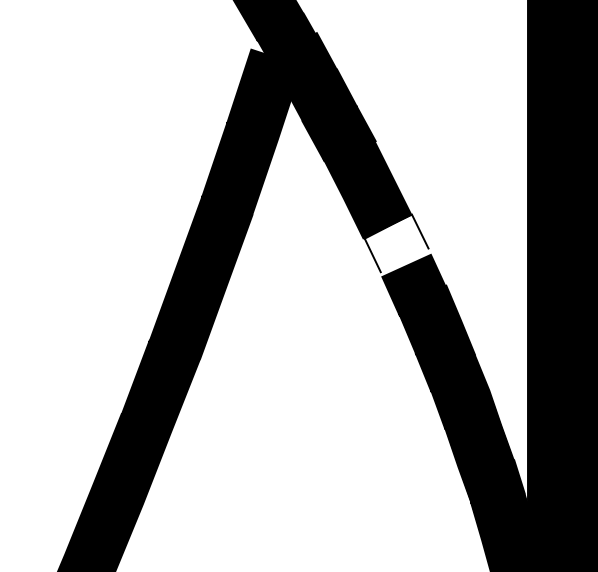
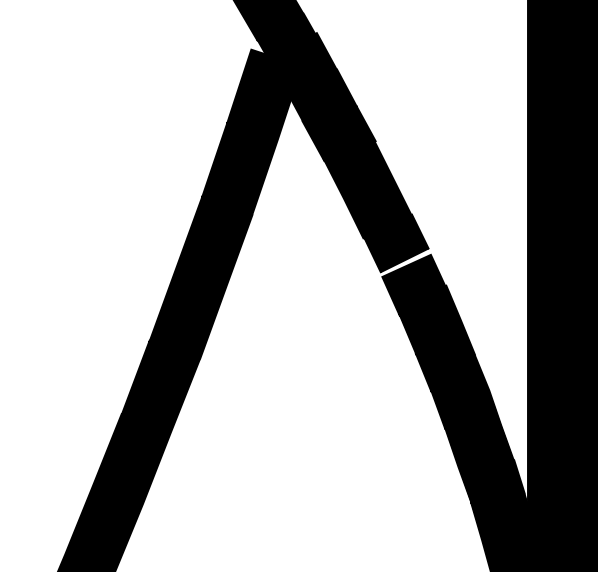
fill: none -> present (396, 243)
